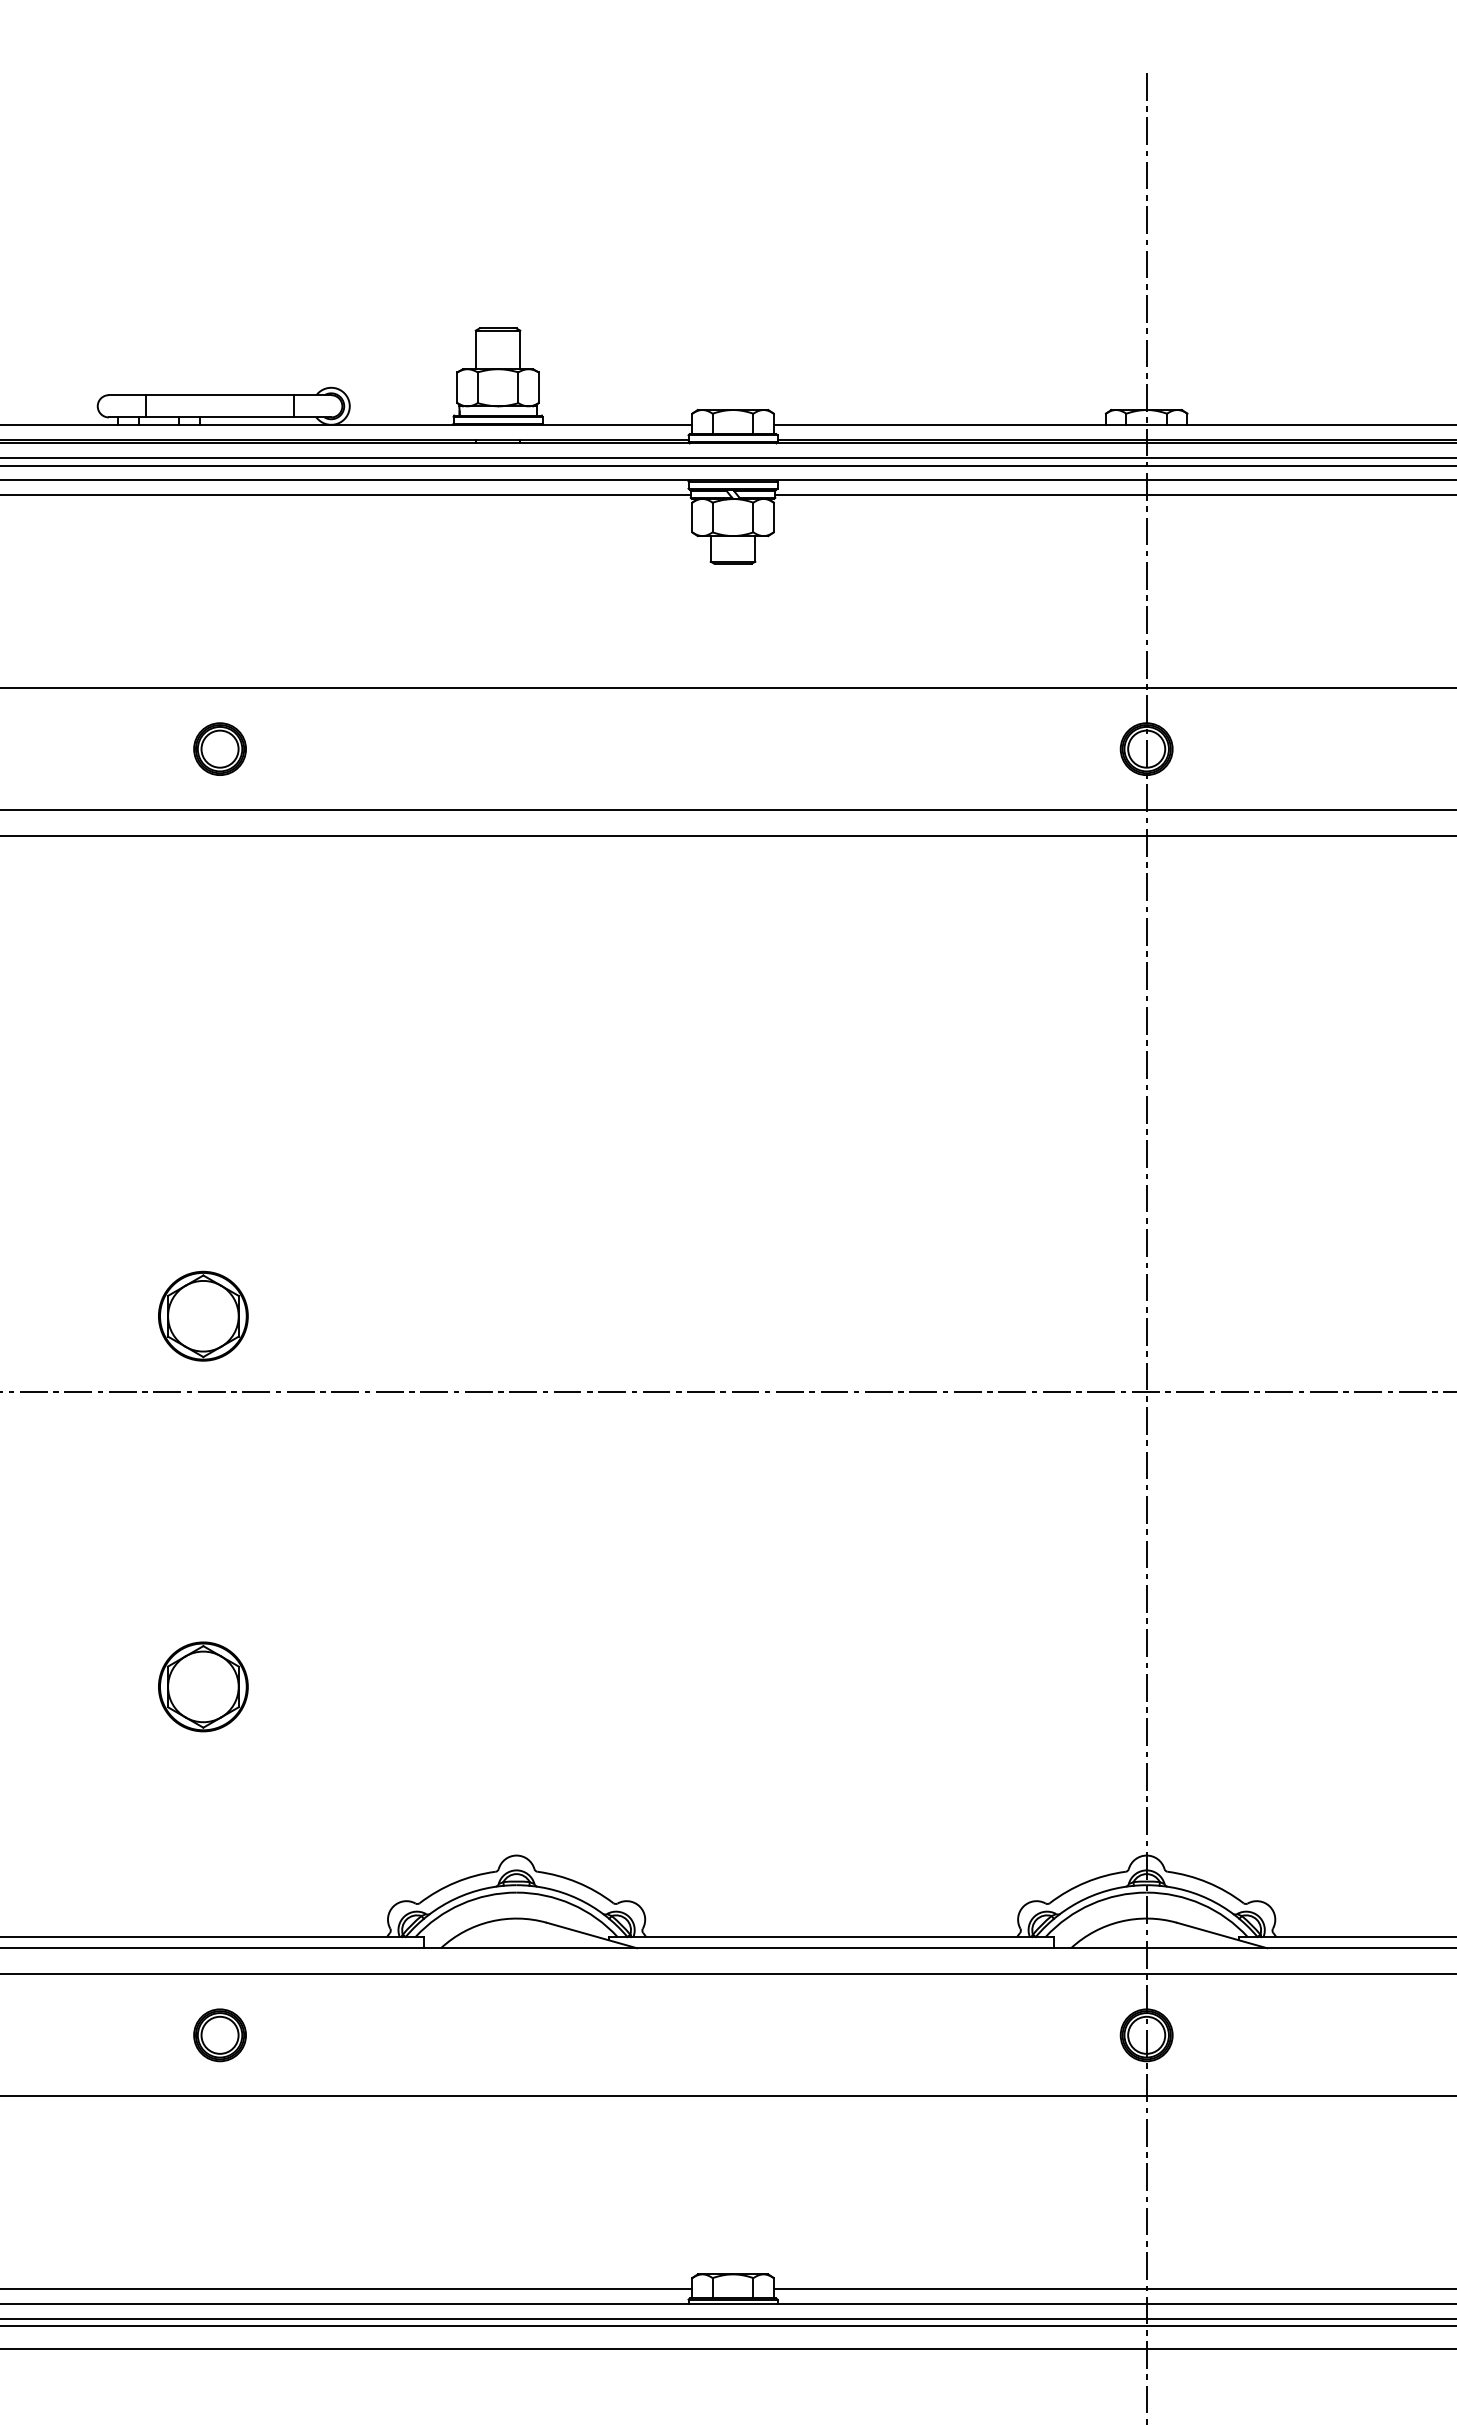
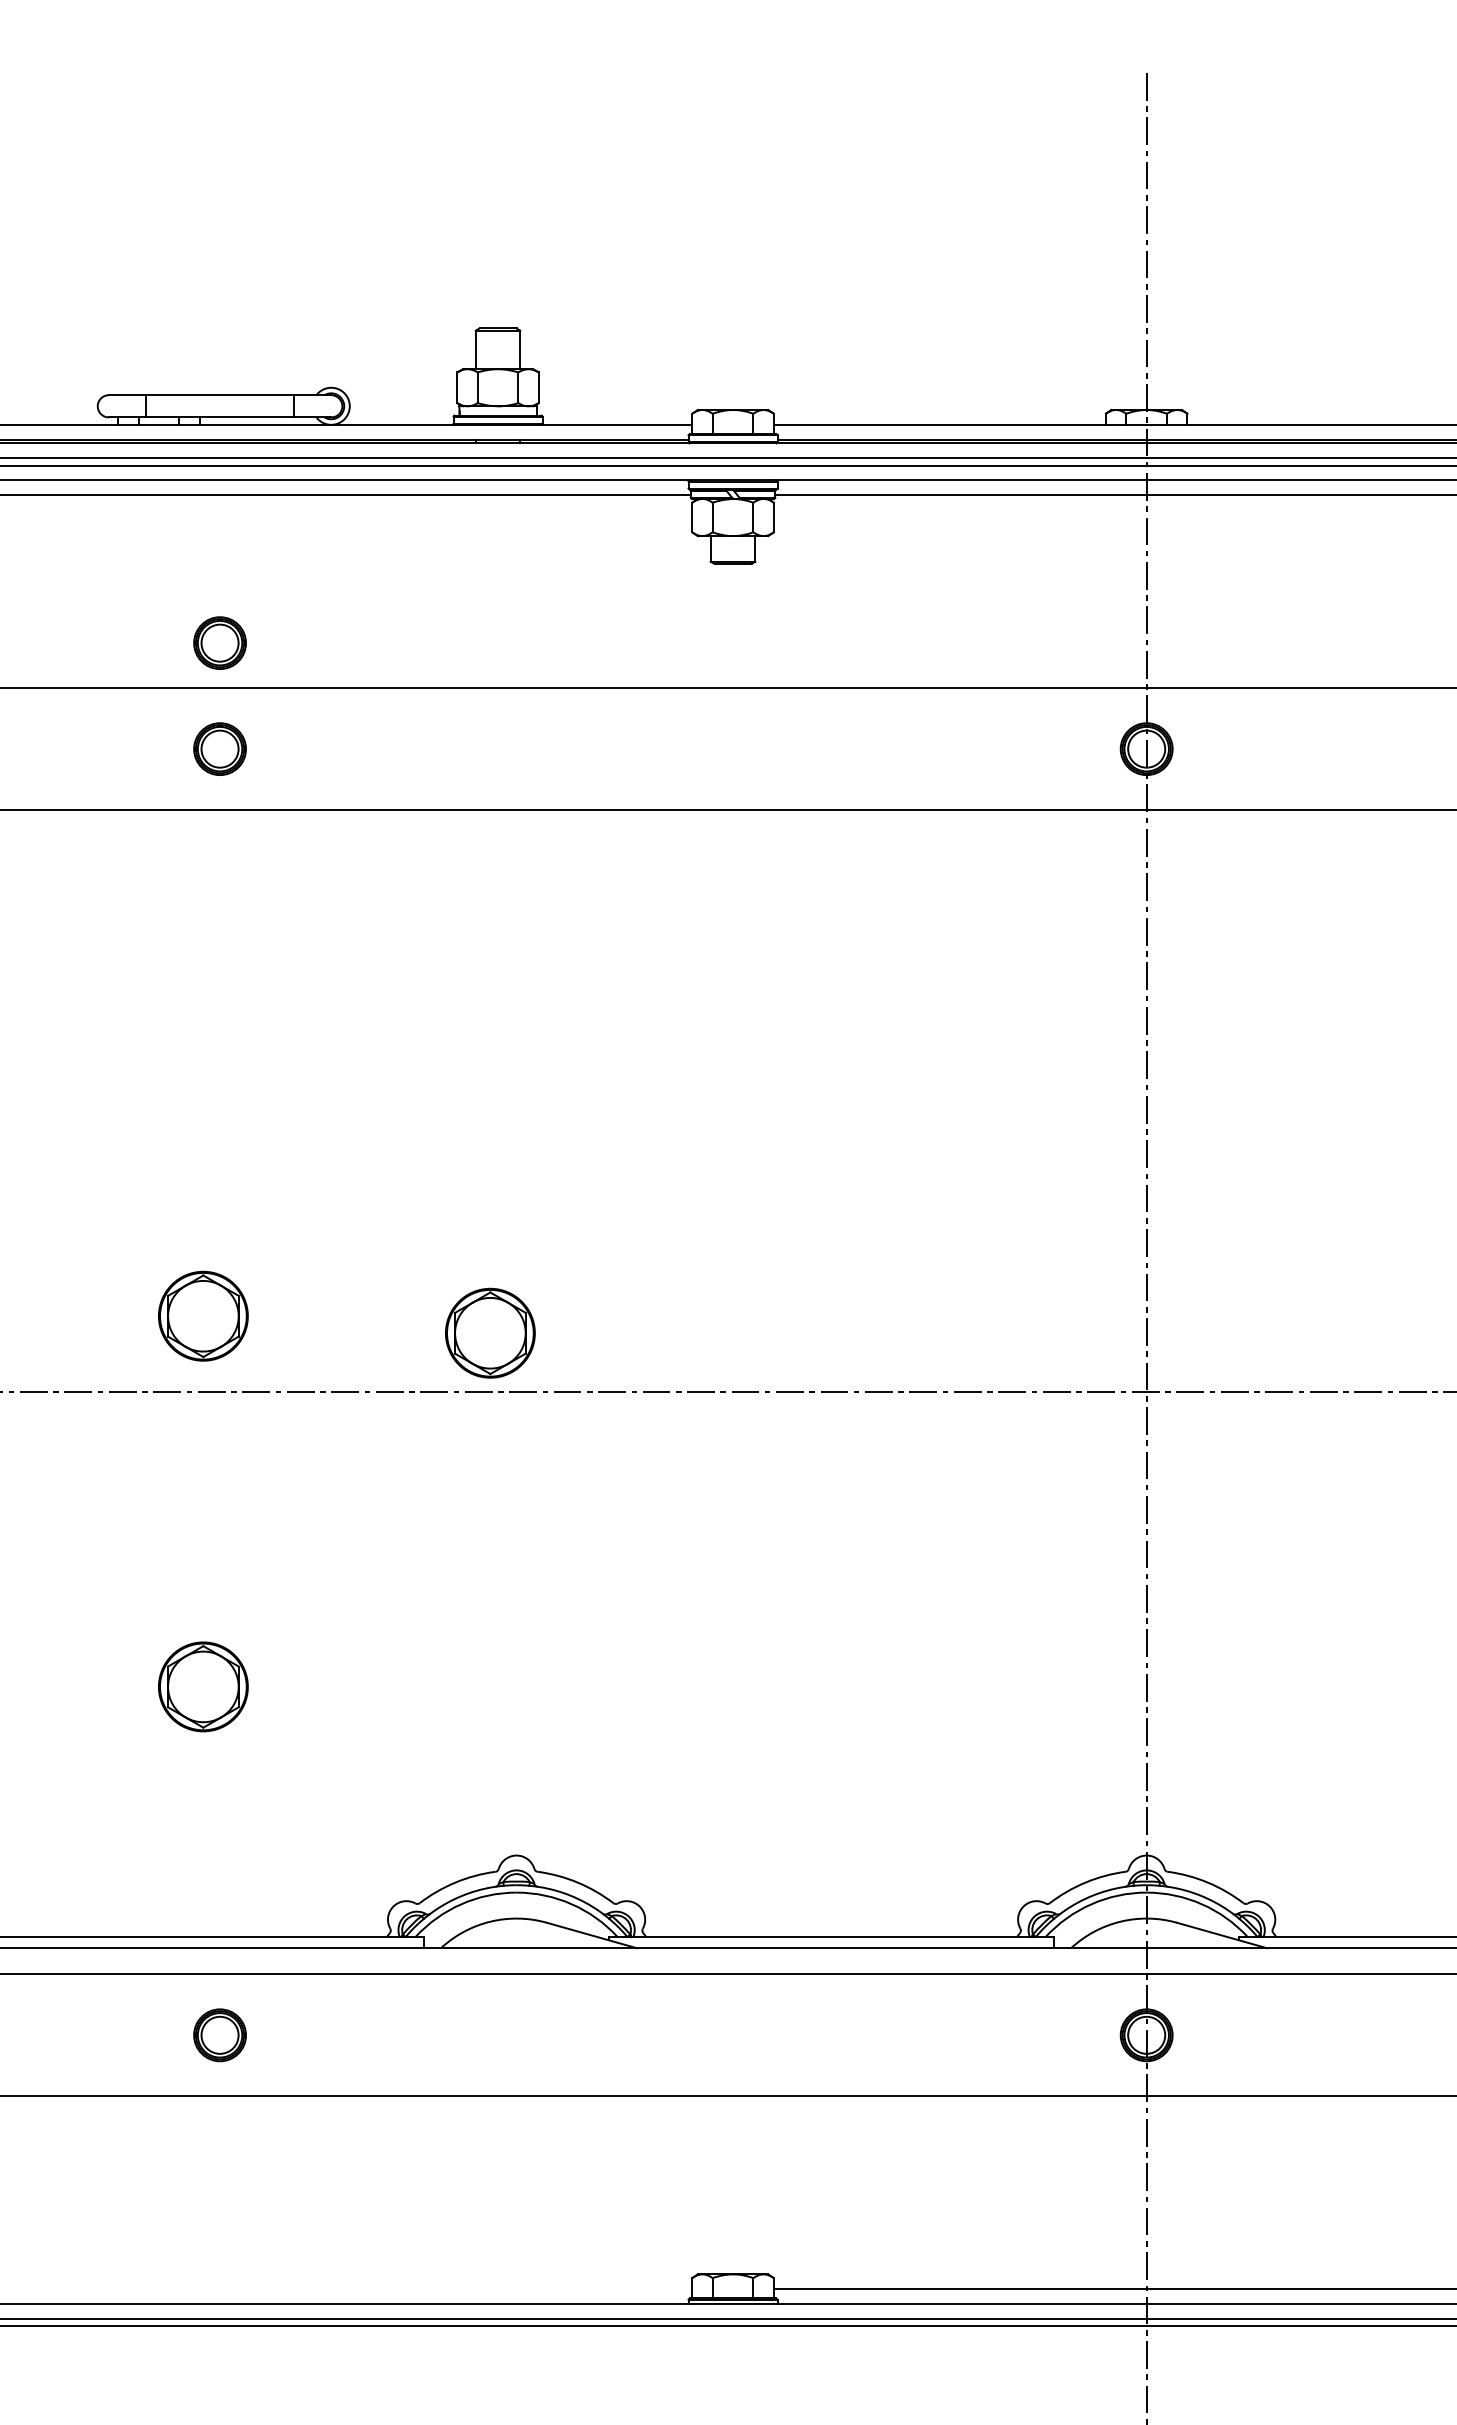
part: none -> present (219, 642)
line: present -> none (727, 836)
part: none -> present (490, 1332)
line: present -> none (347, 2289)
line: present -> none (727, 2348)
